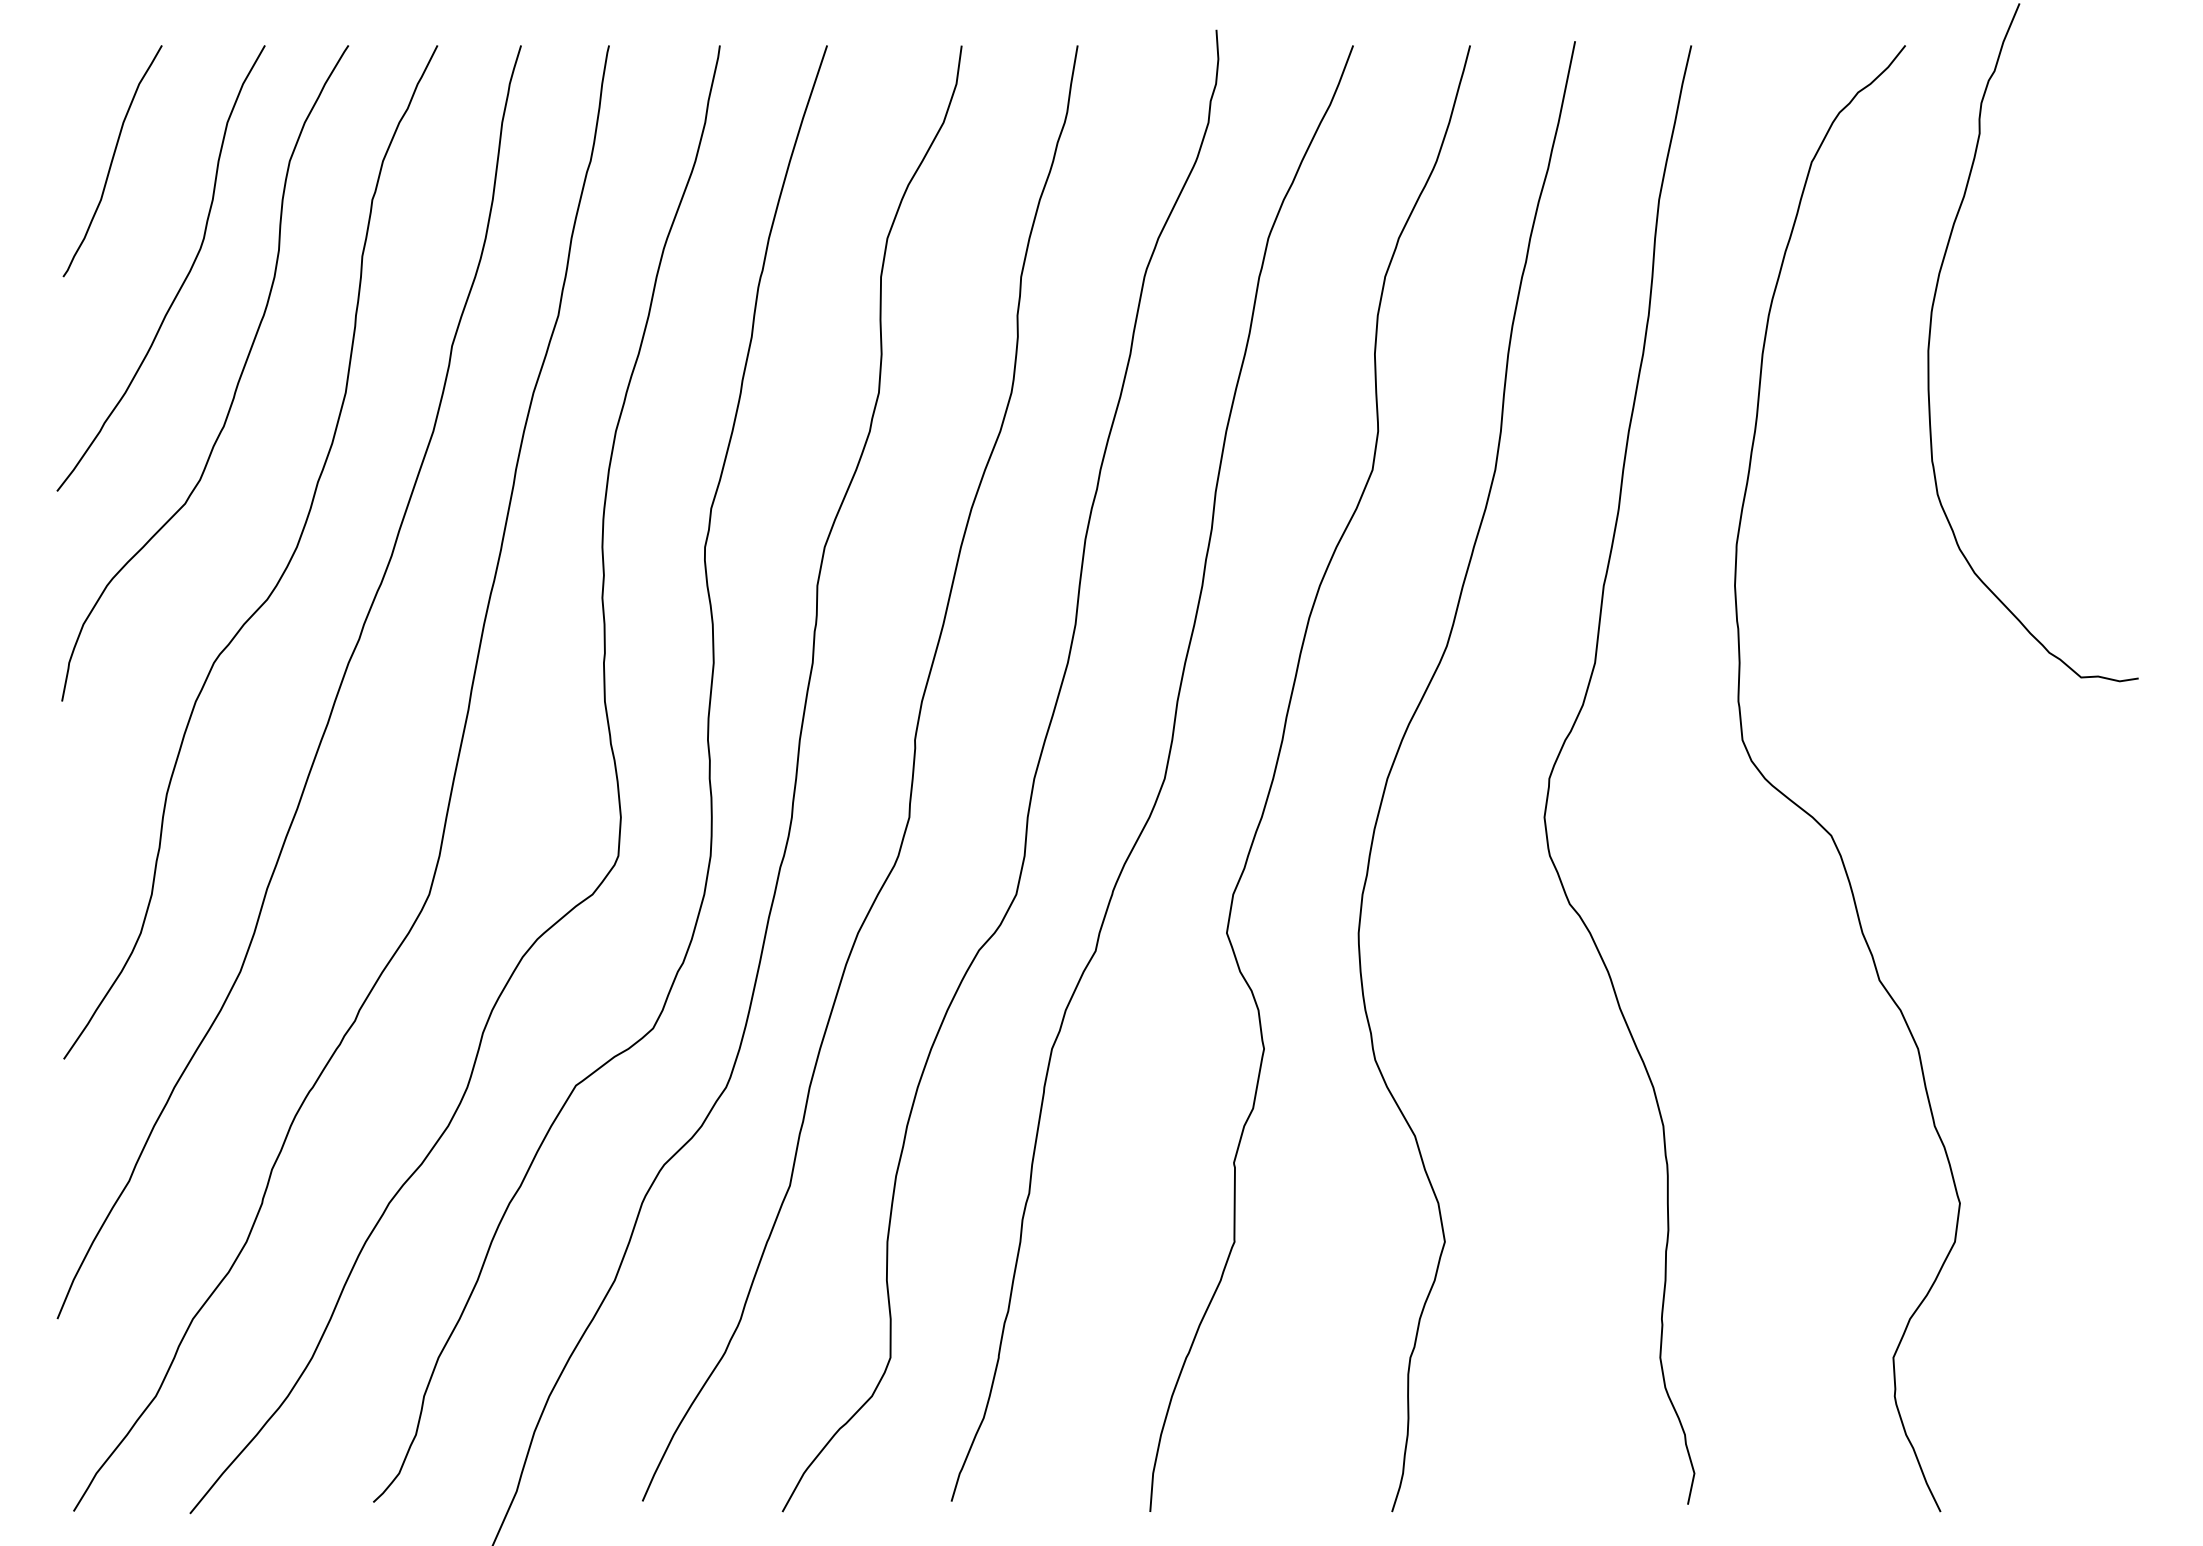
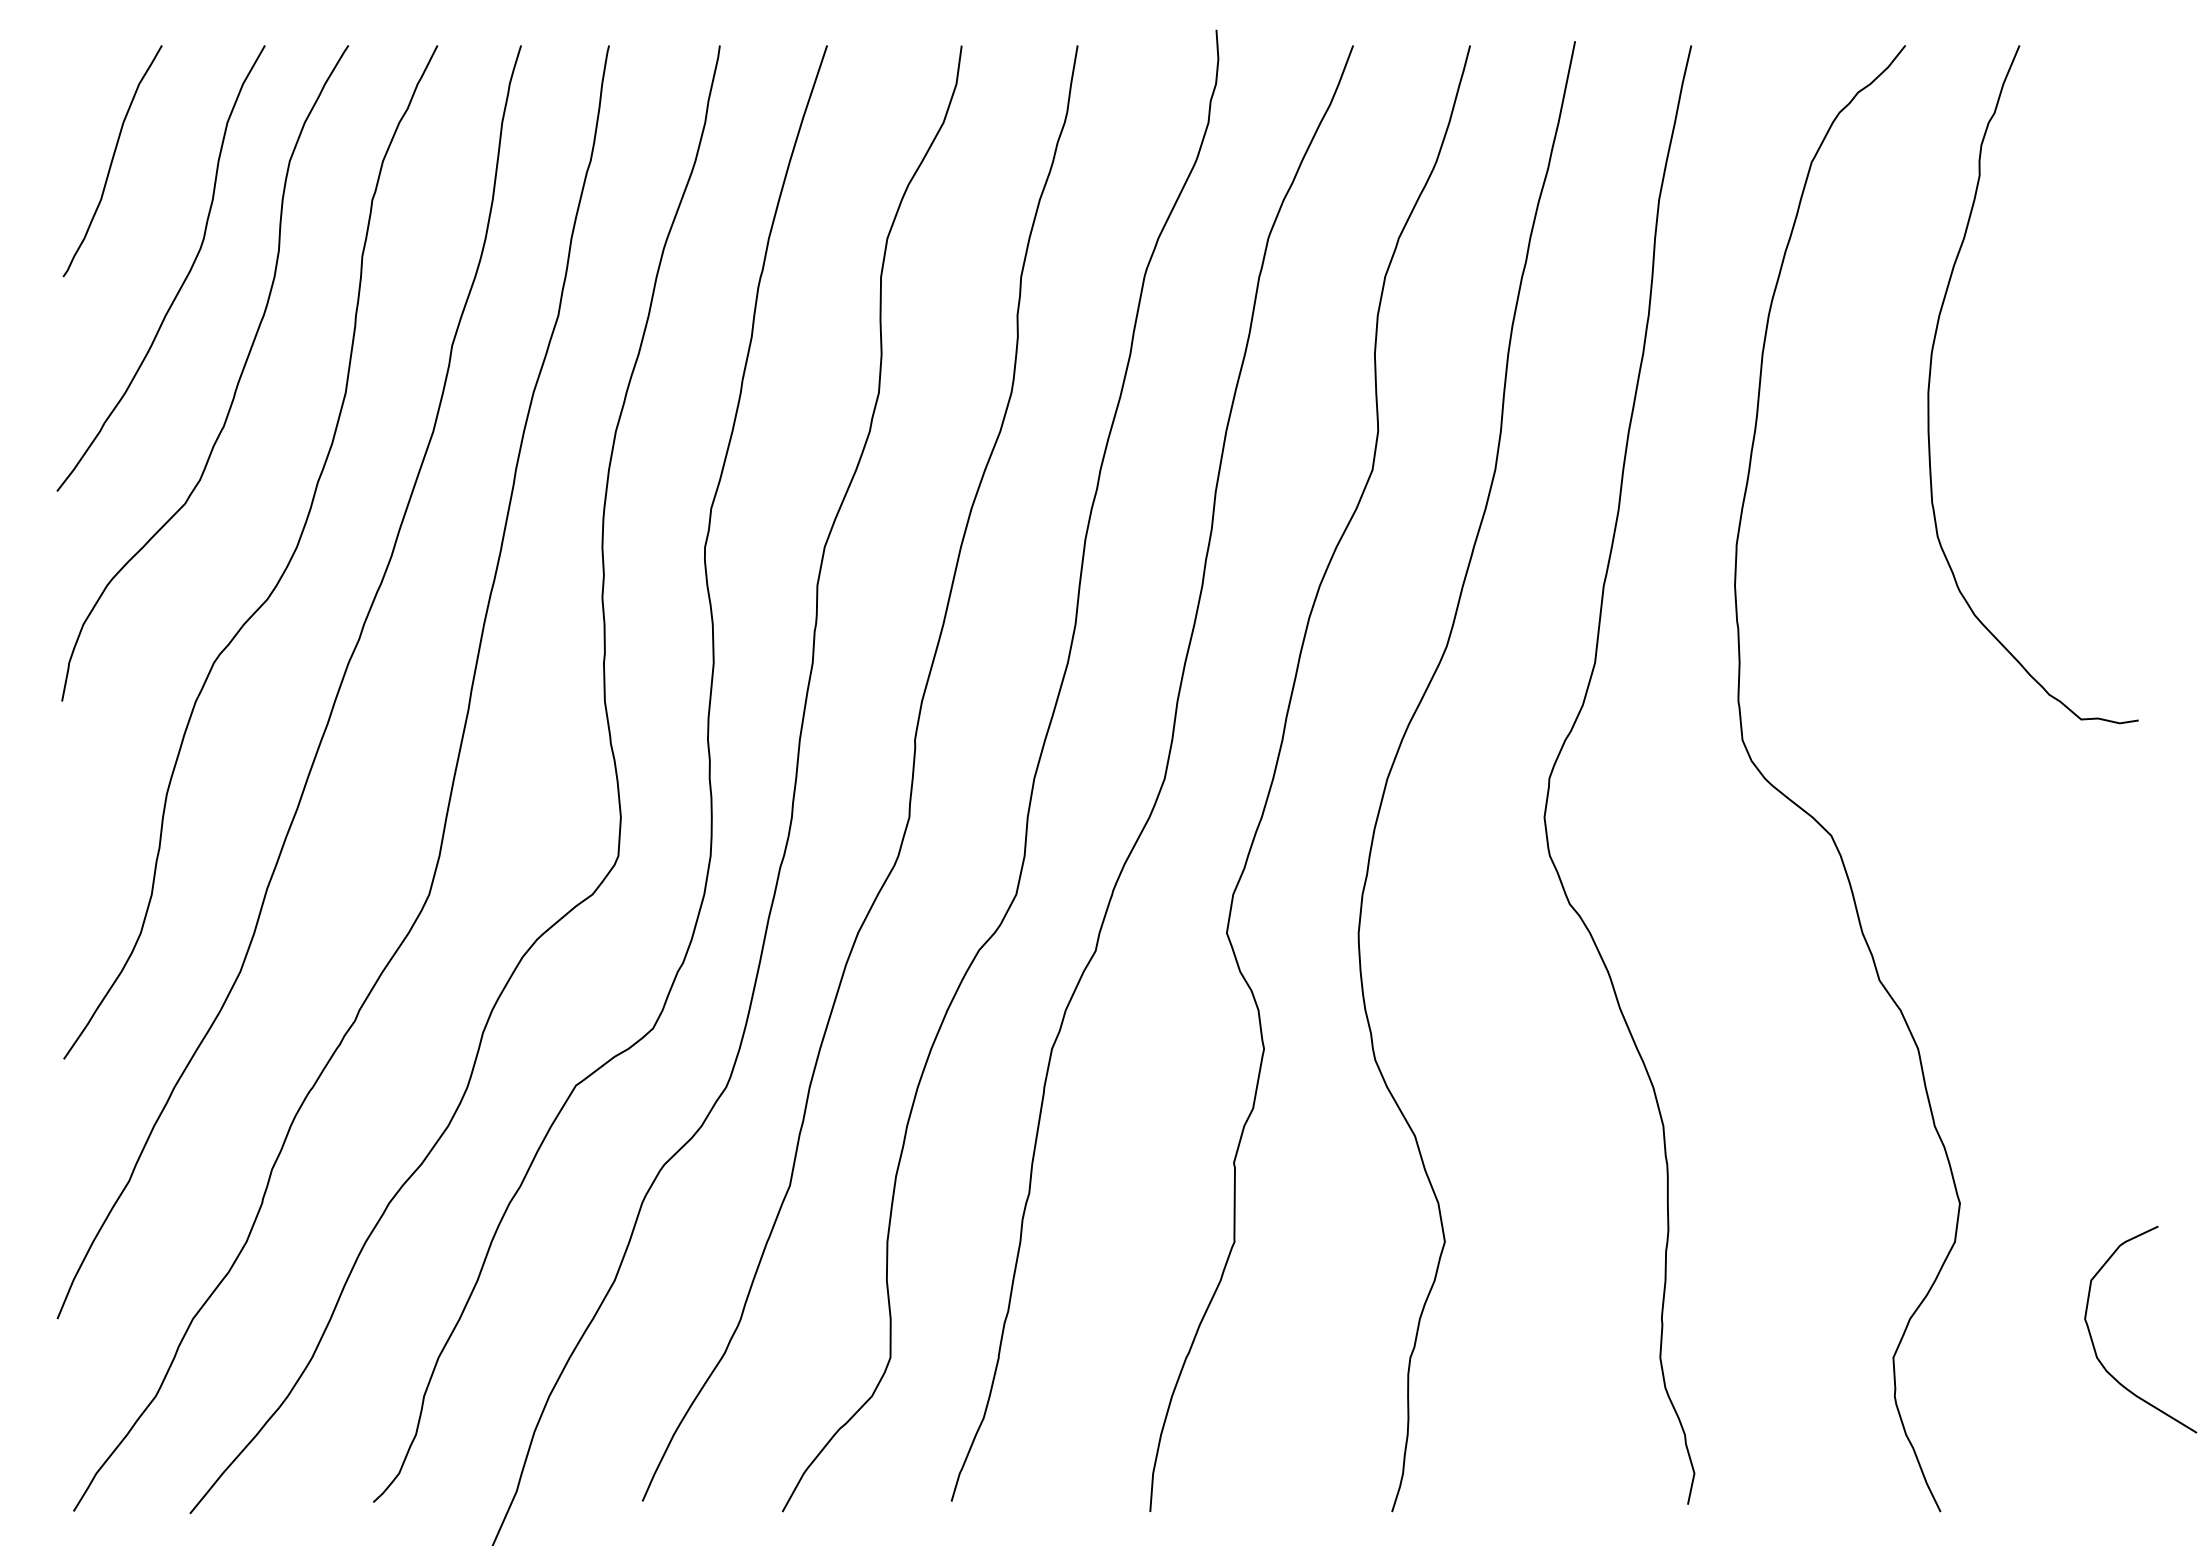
curve position: (1931, 329) -> (1931, 371) (1931, 371)
curve: none -> present (2093, 1341)
